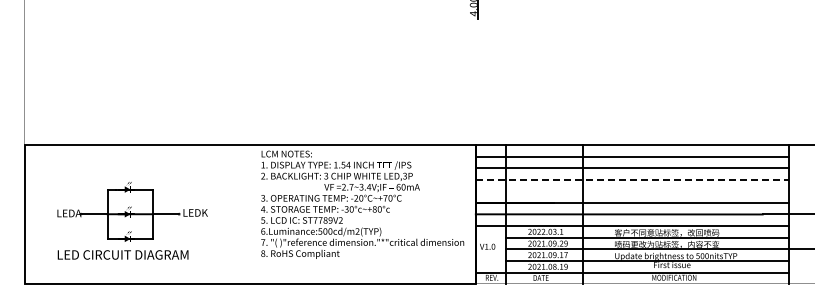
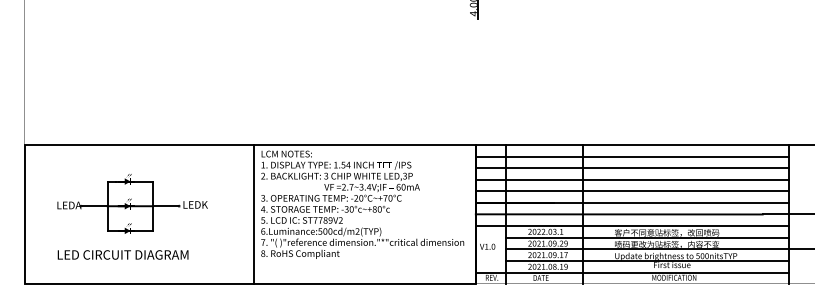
line: dashed -> solid (632, 179)
line: none -> present (632, 191)
part position: (132, 211) -> (132, 203) (132, 203)
line: none -> present (253, 213)
